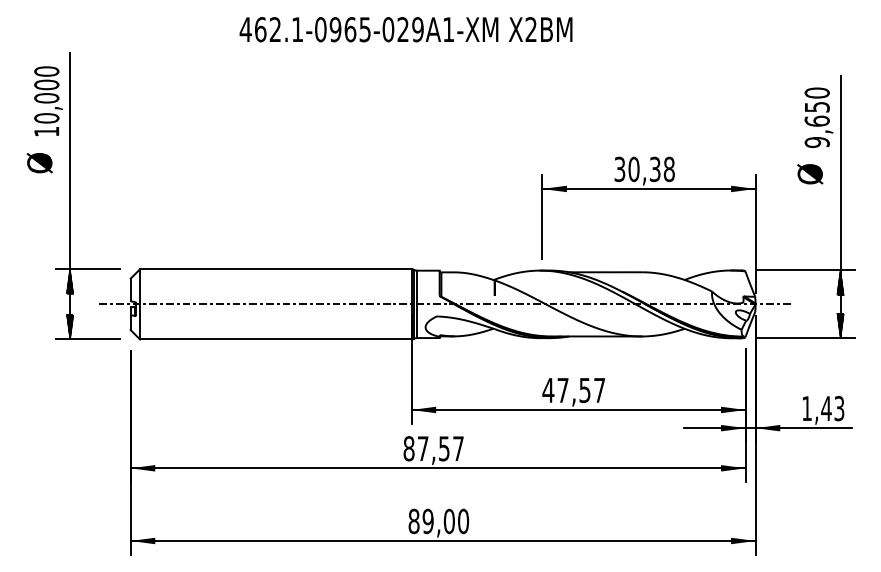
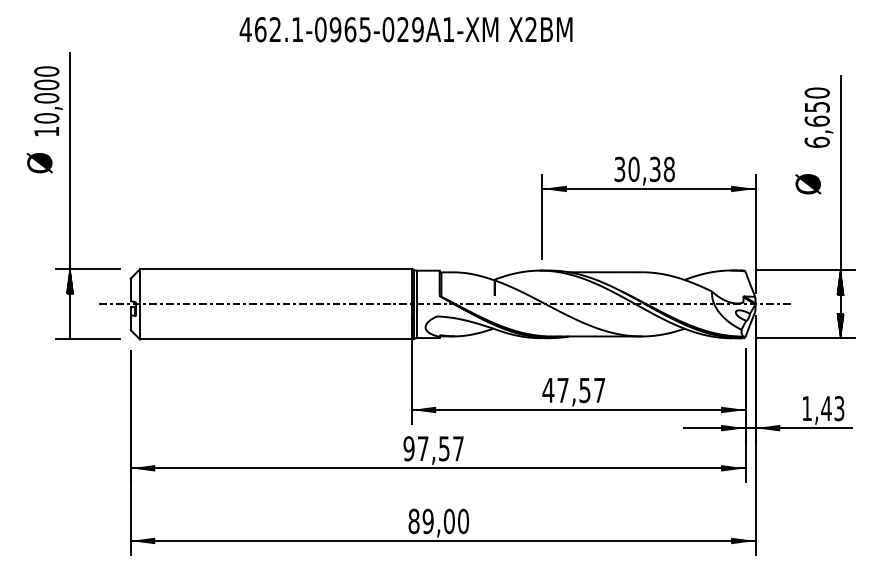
text: 9,650 -> 6,650 (816, 142)
text position: (810, 174) -> (808, 184) (808, 184)
hatch: present -> none (69, 326)
text: 87,57 -> 97,57 (408, 448)
